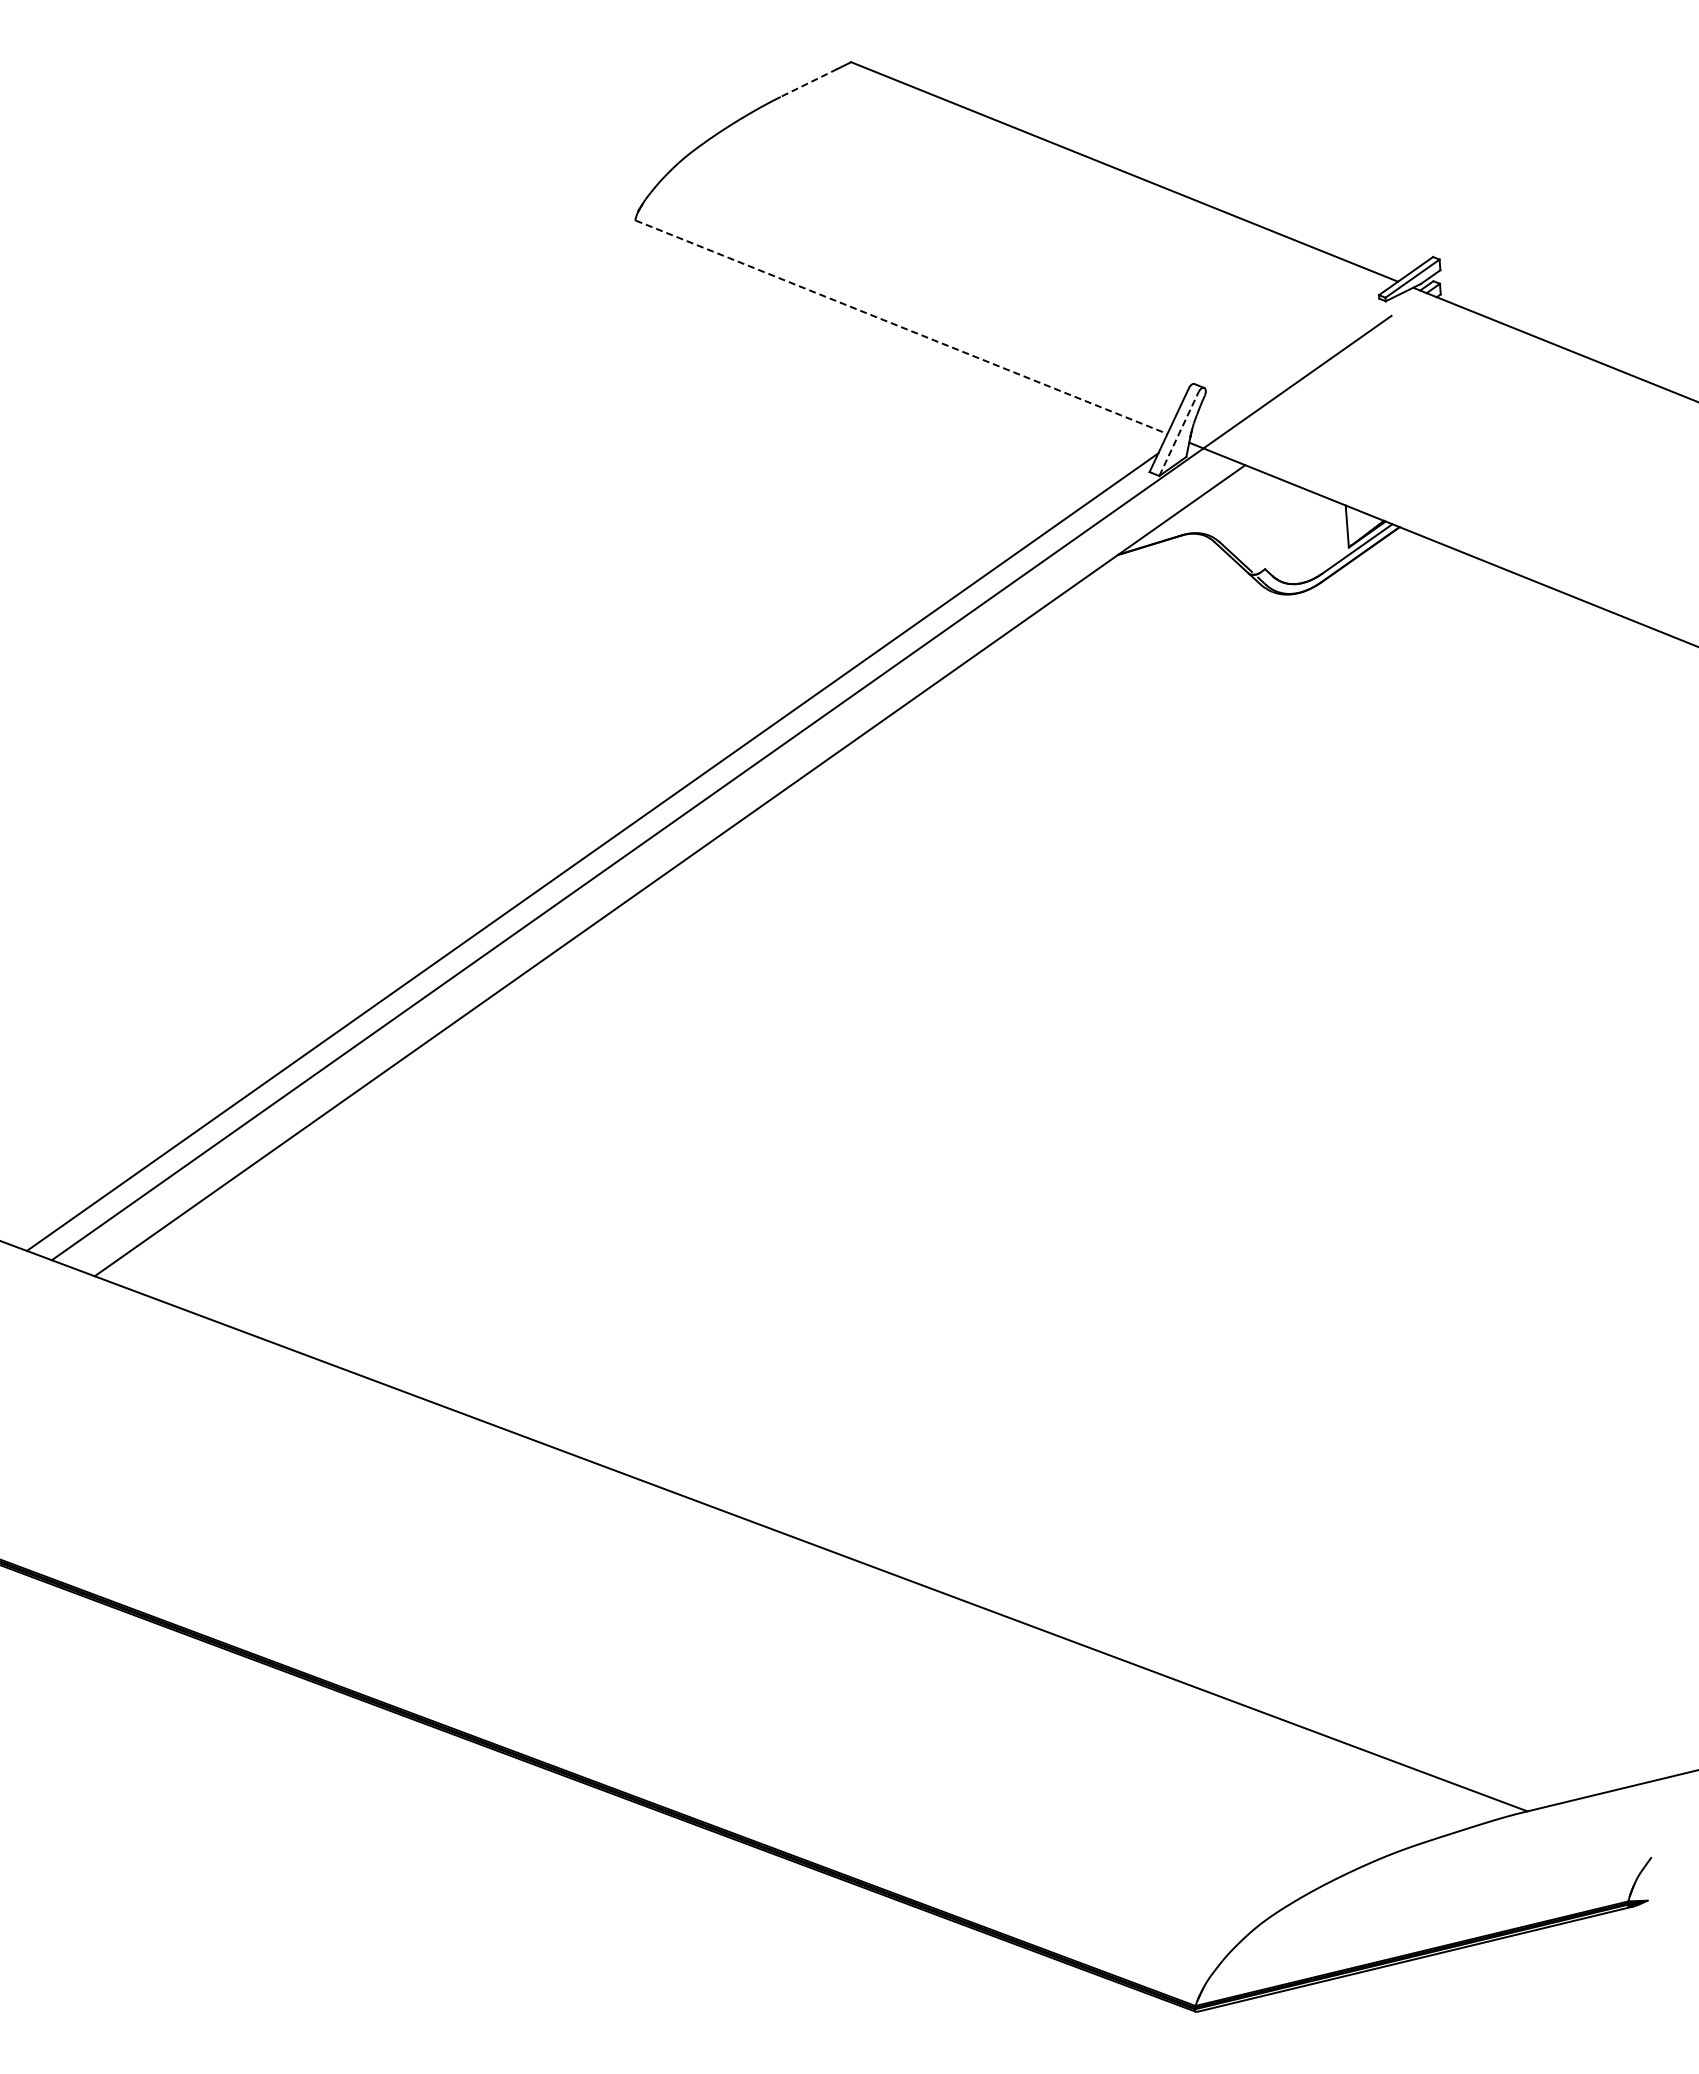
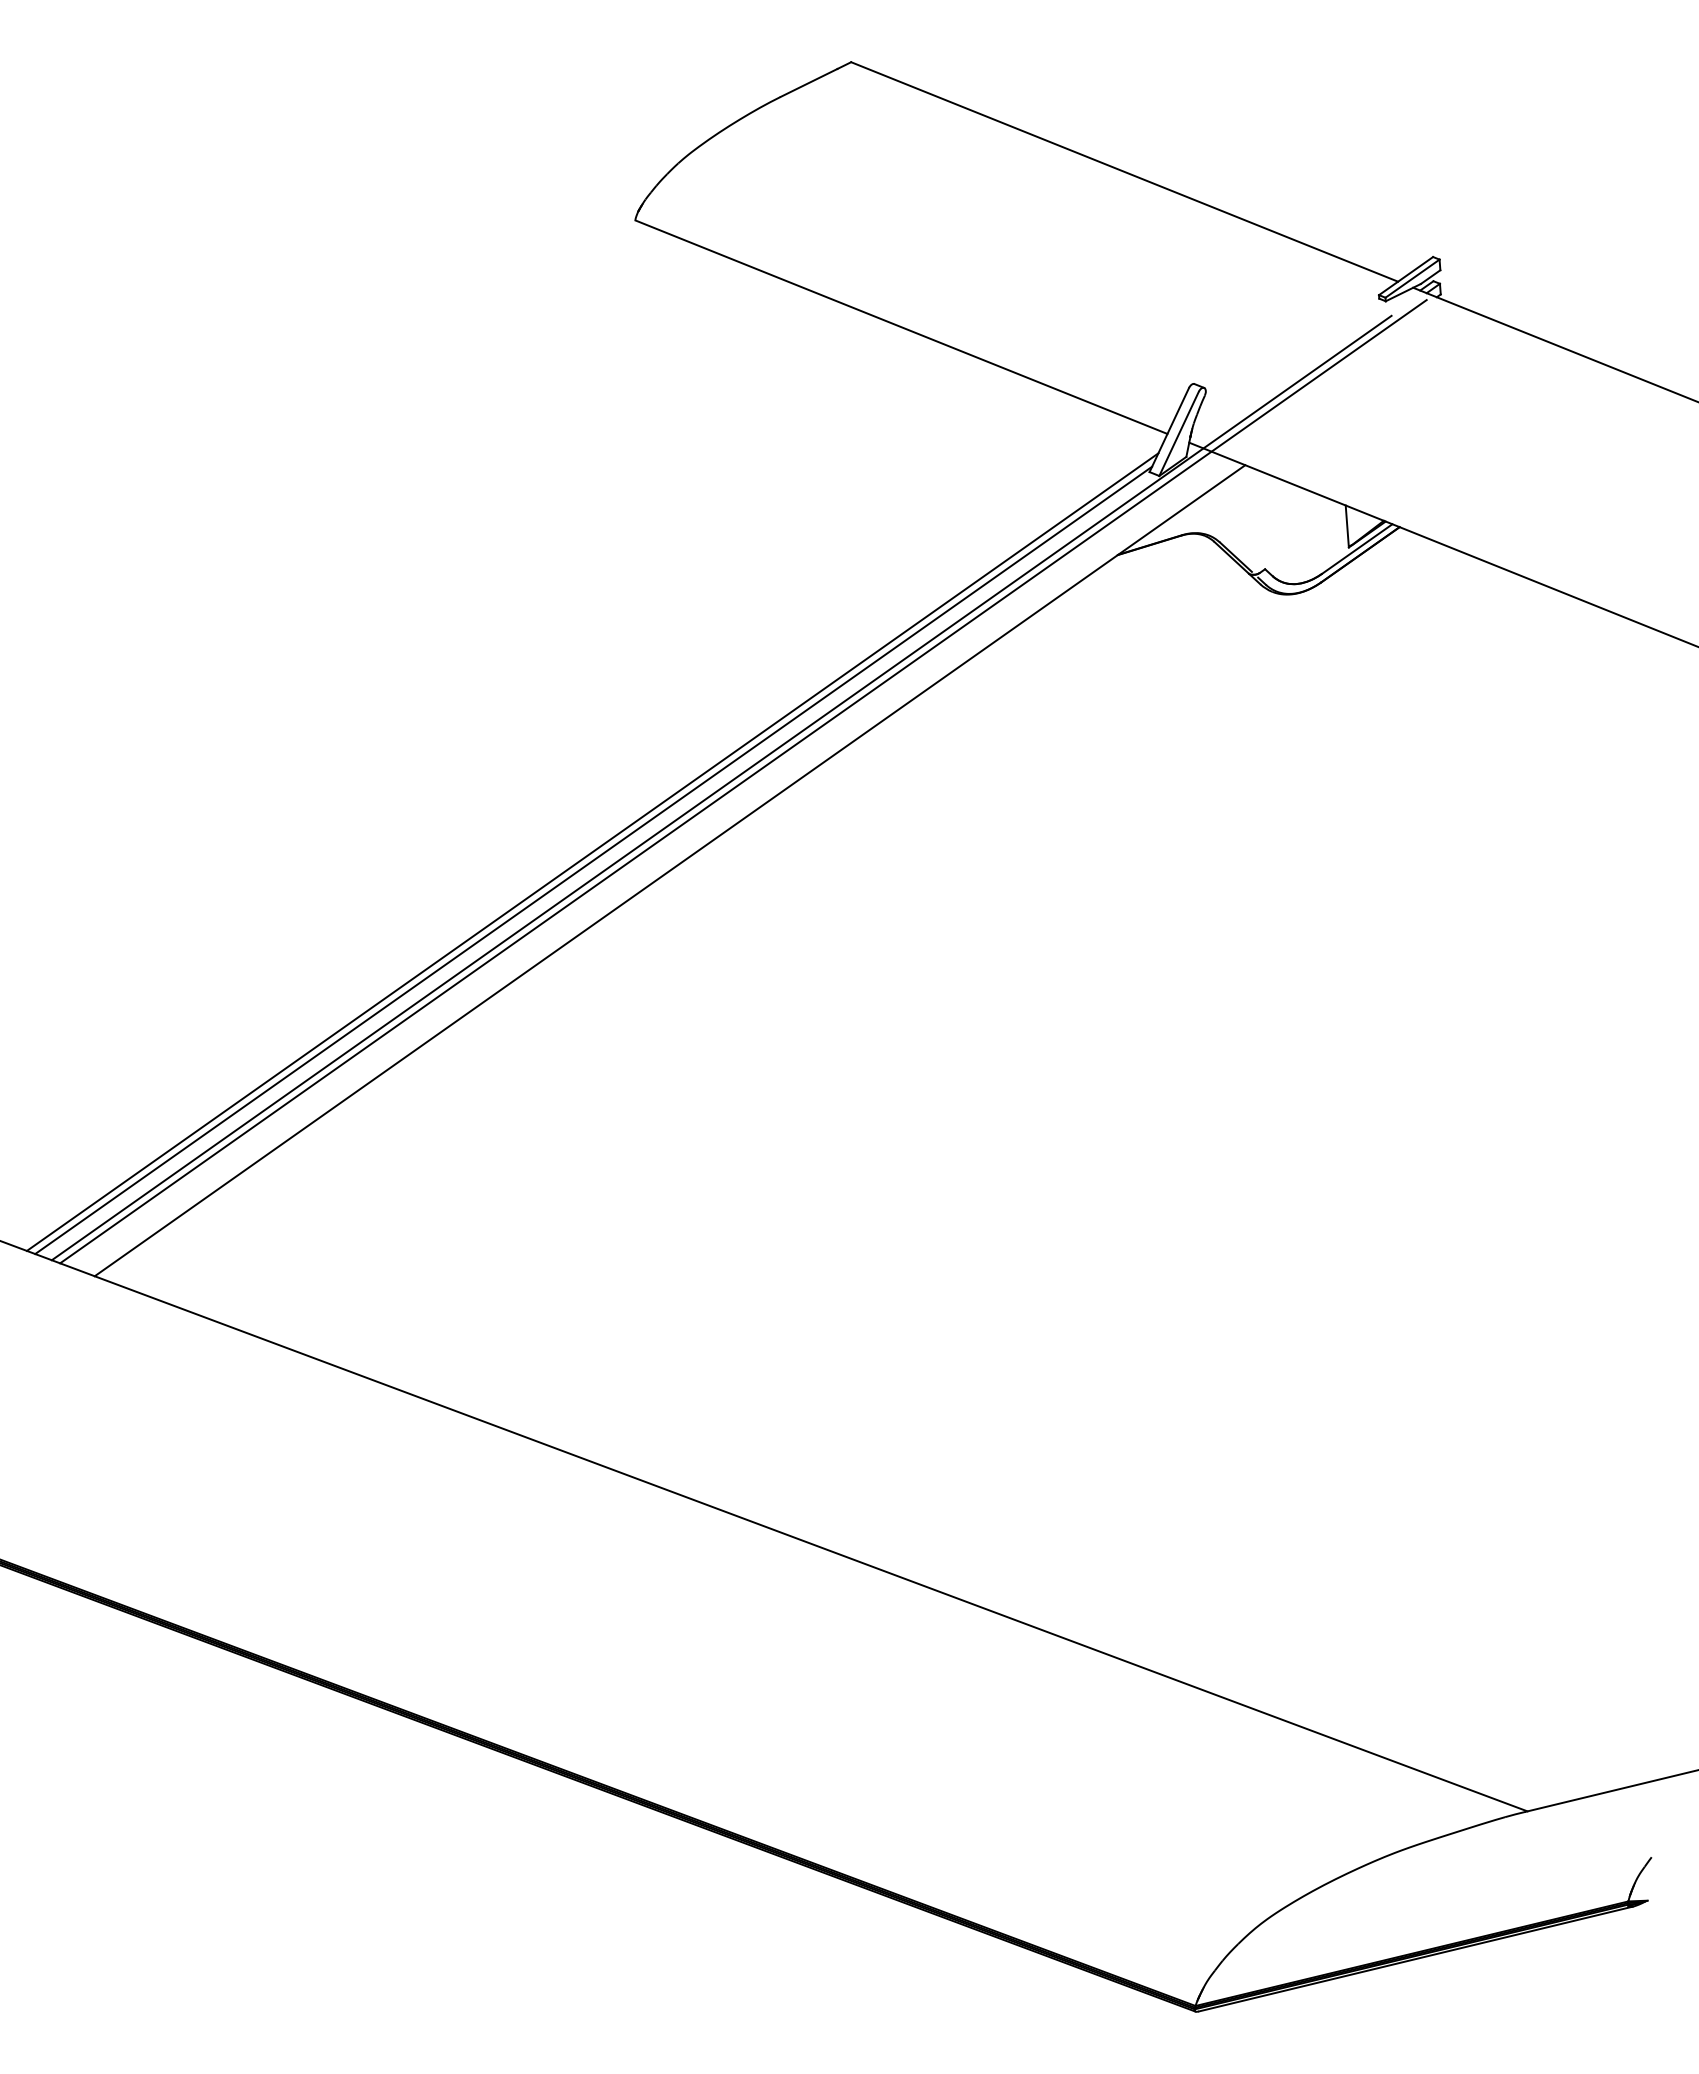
line: dashed -> solid (809, 82)
line: dashed -> solid (901, 327)
line: dashed -> solid (1179, 433)
line: none -> present (743, 781)
line: none -> present (593, 860)
